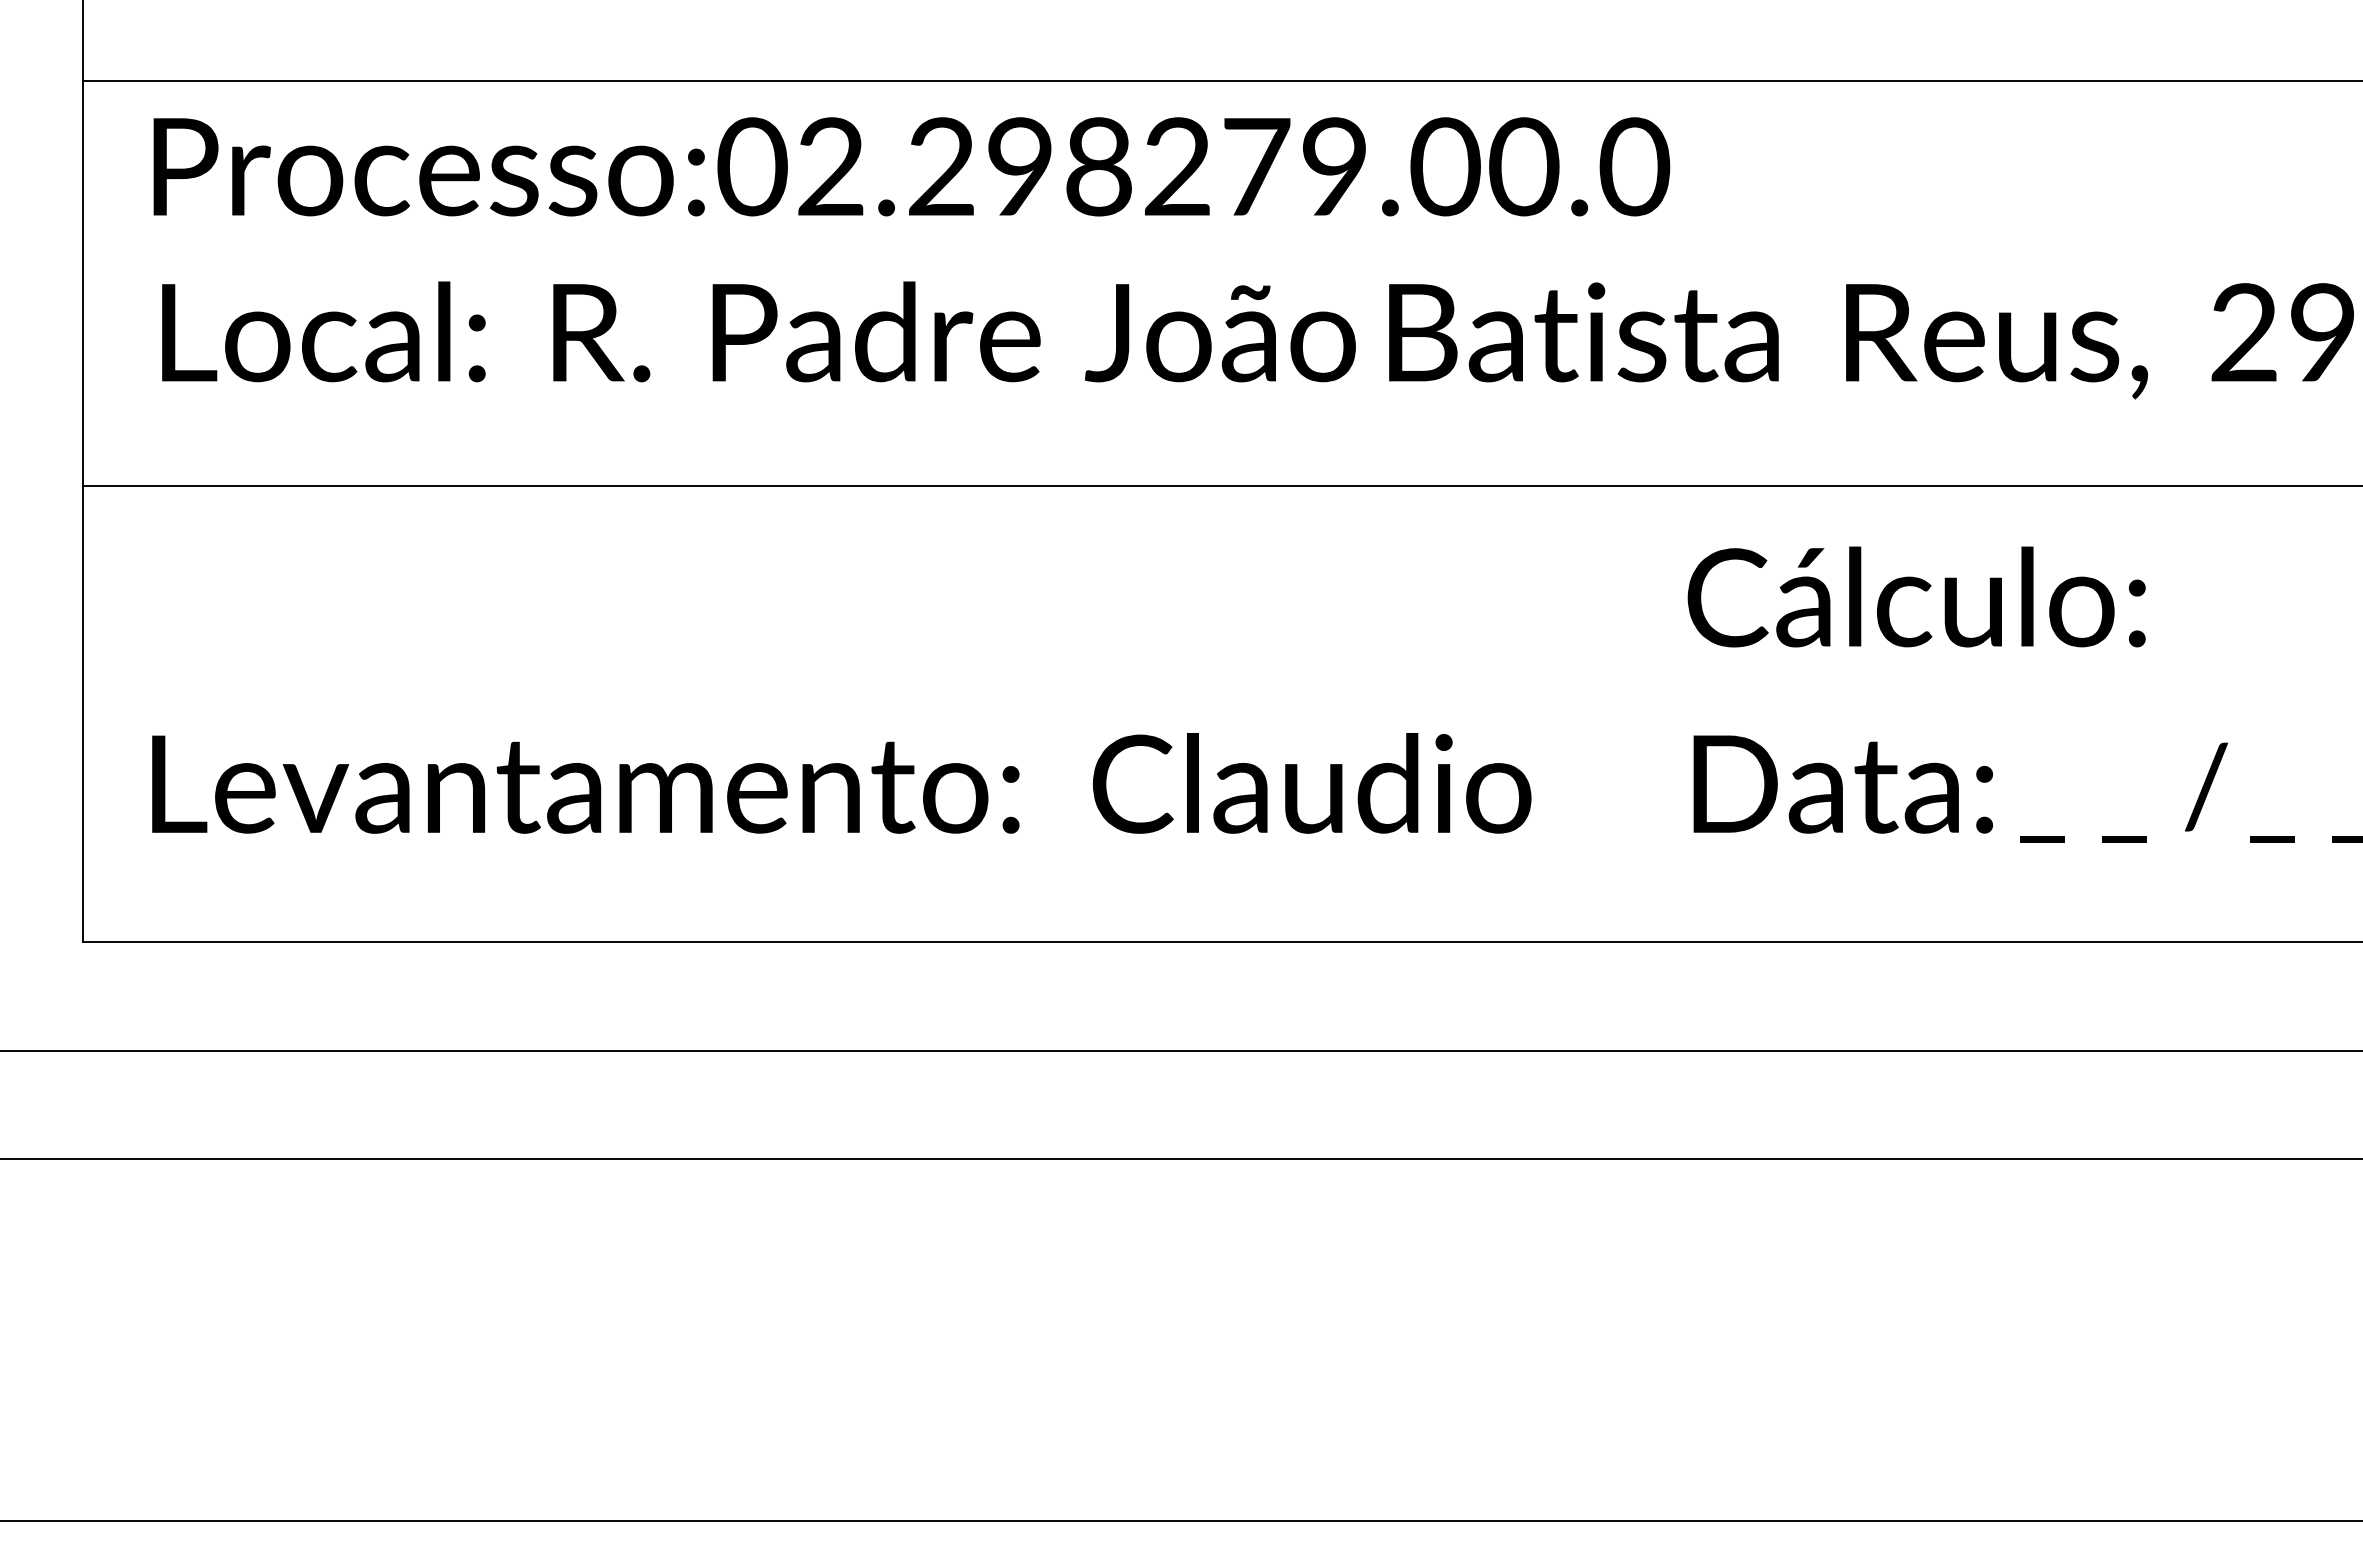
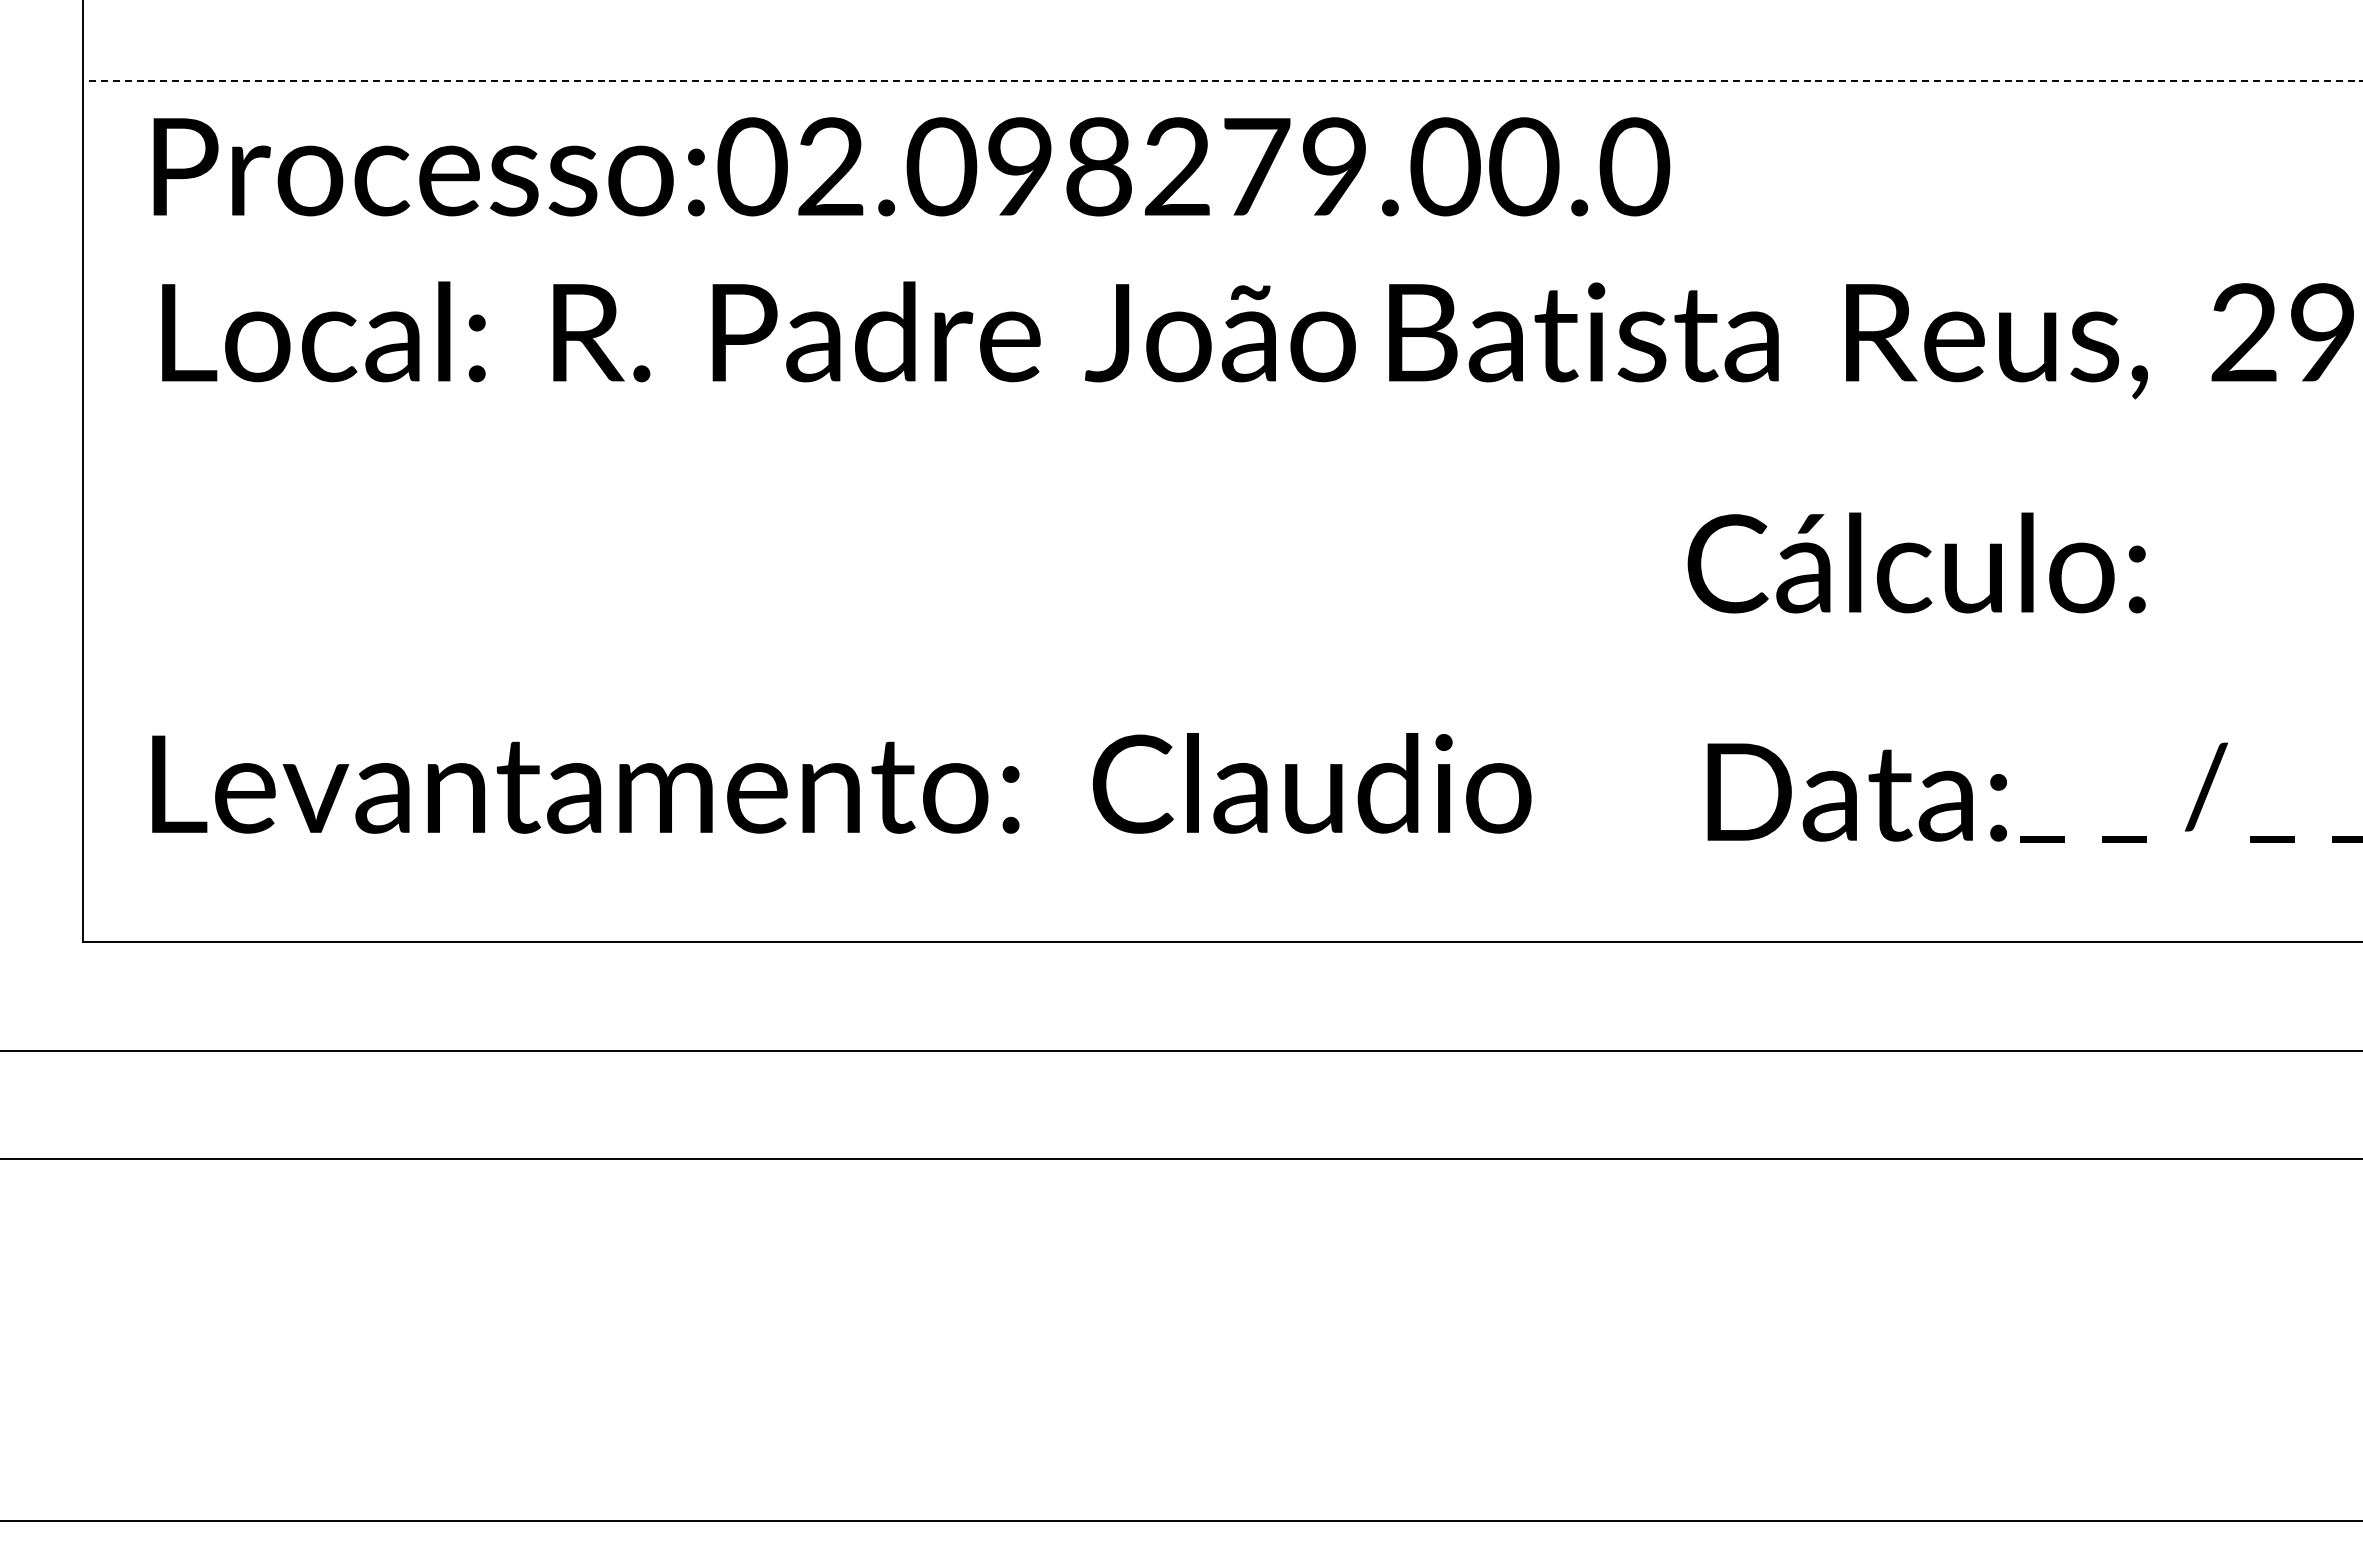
line: solid -> dashed (1223, 80)
text: Processo:02.298279.00.0 -> Processo:02.098279.00.0 (941, 166)
line: present -> none (1221, 485)
text position: (1916, 596) -> (1916, 562) (1916, 562)
text position: (1843, 784) -> (1857, 792) (1857, 792)
